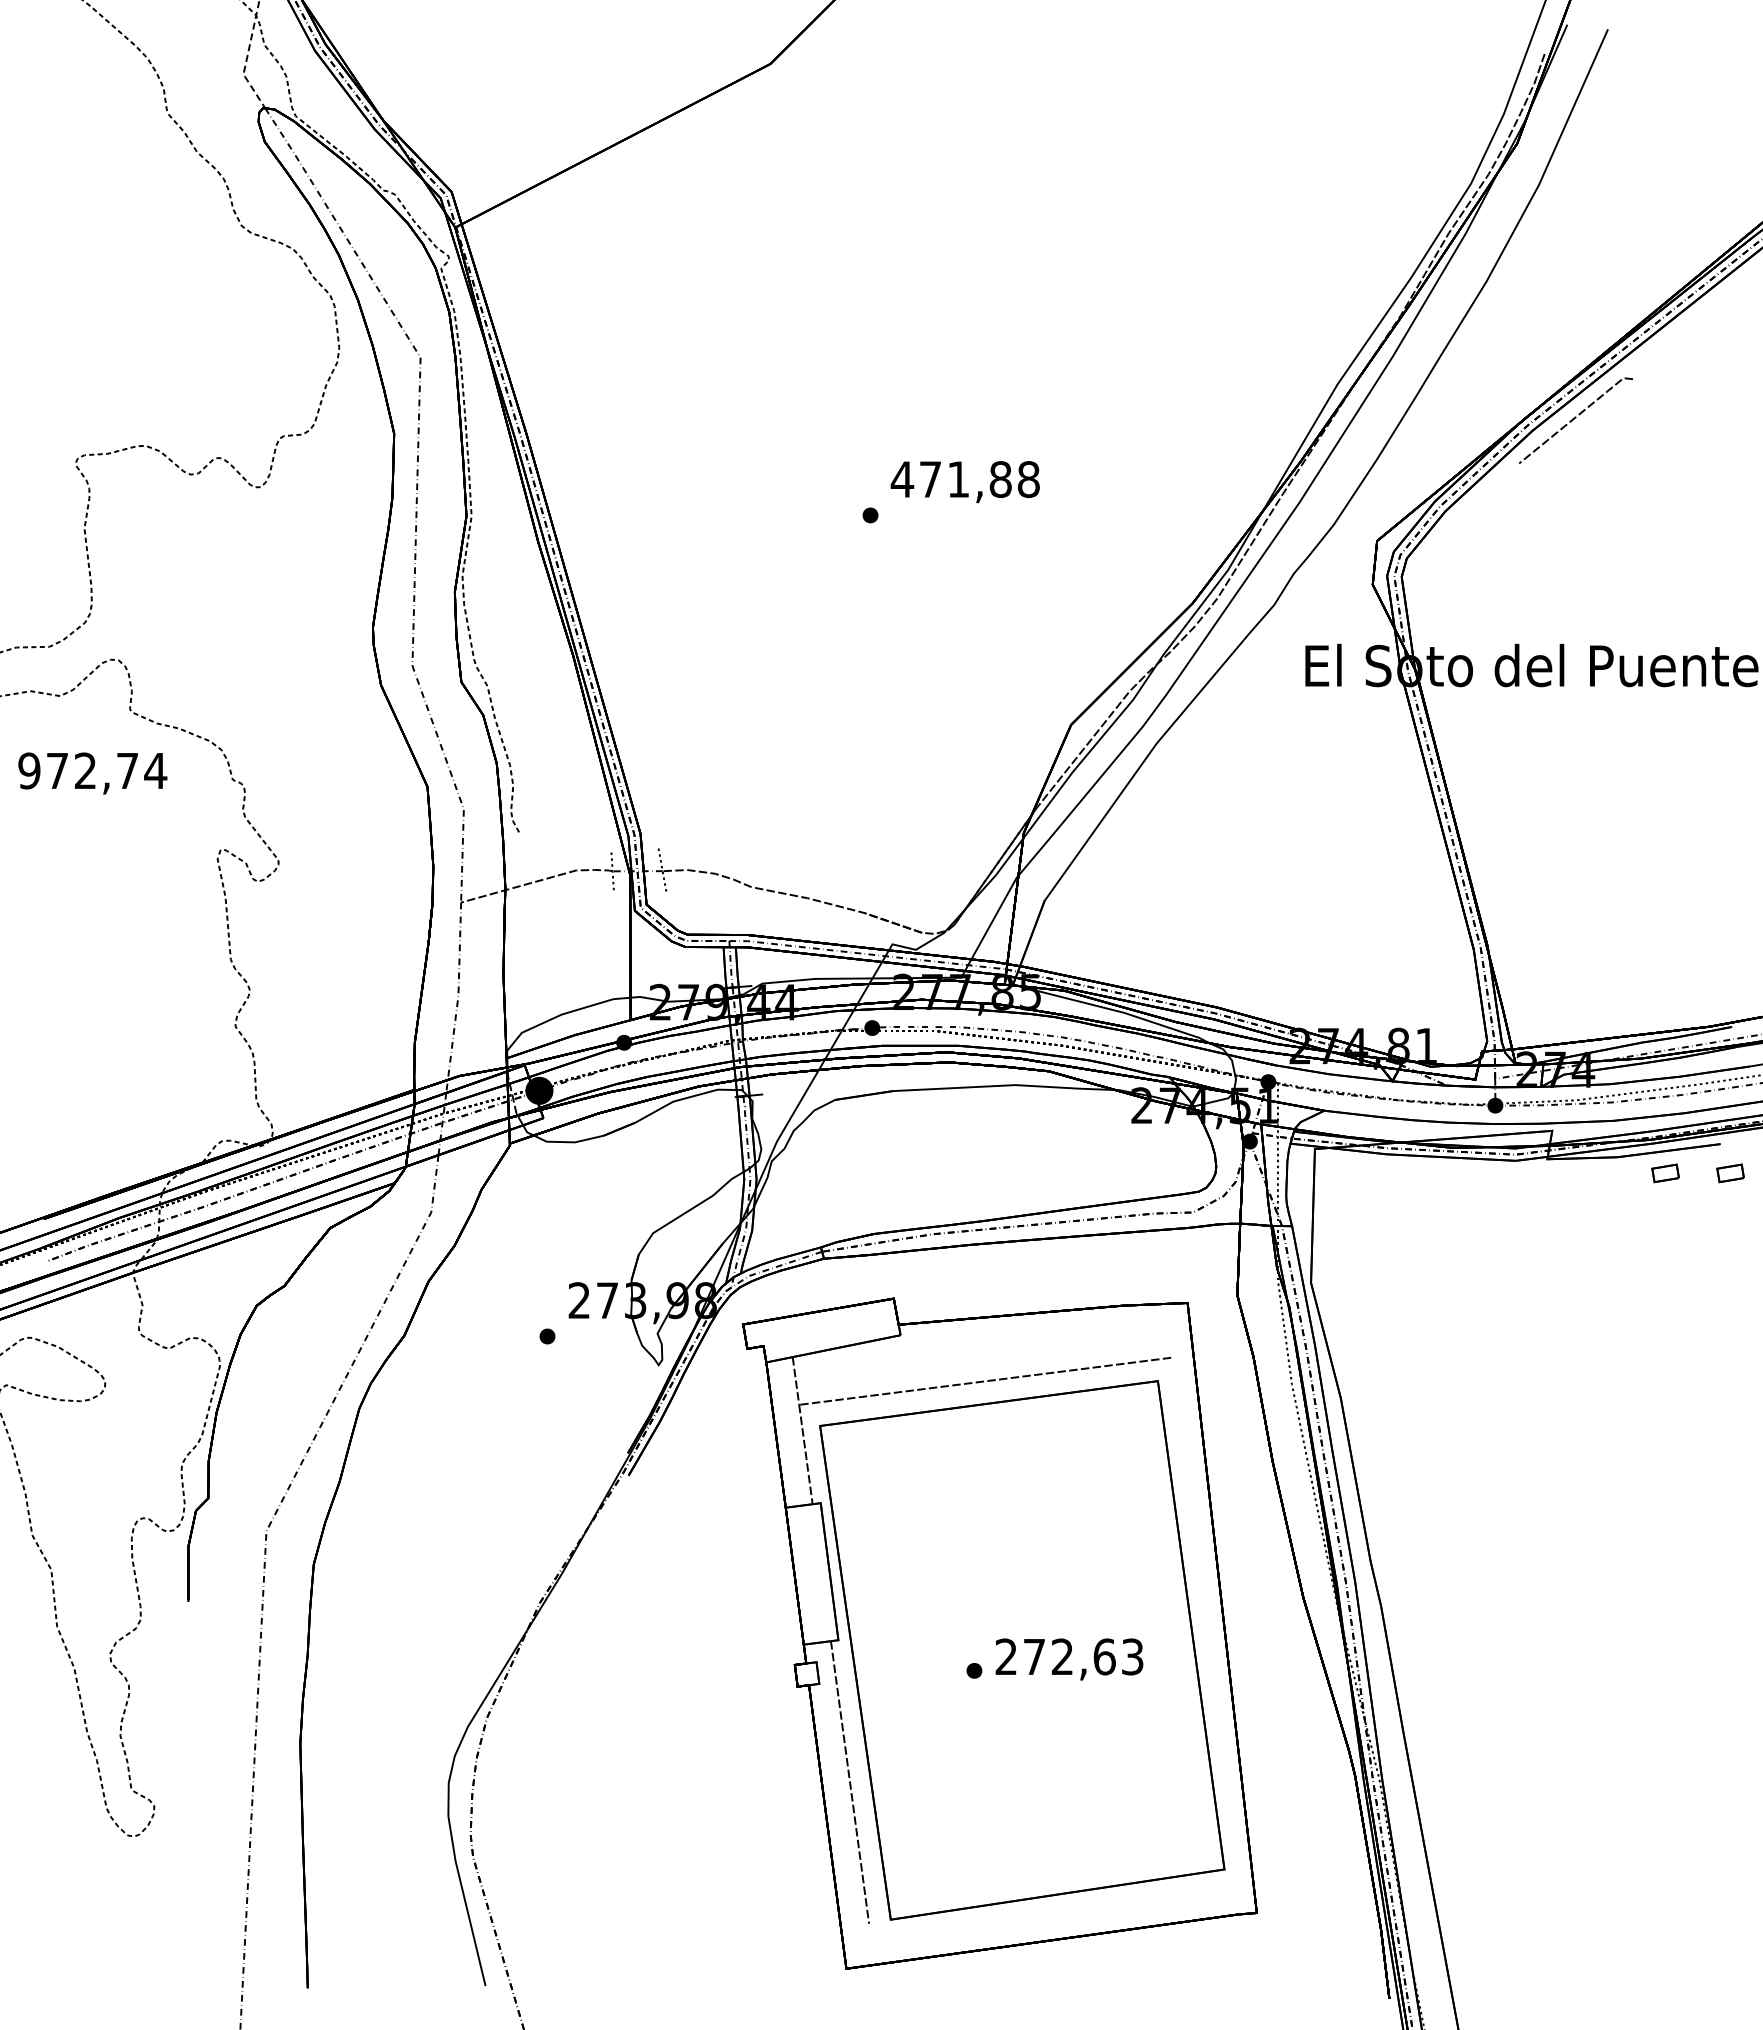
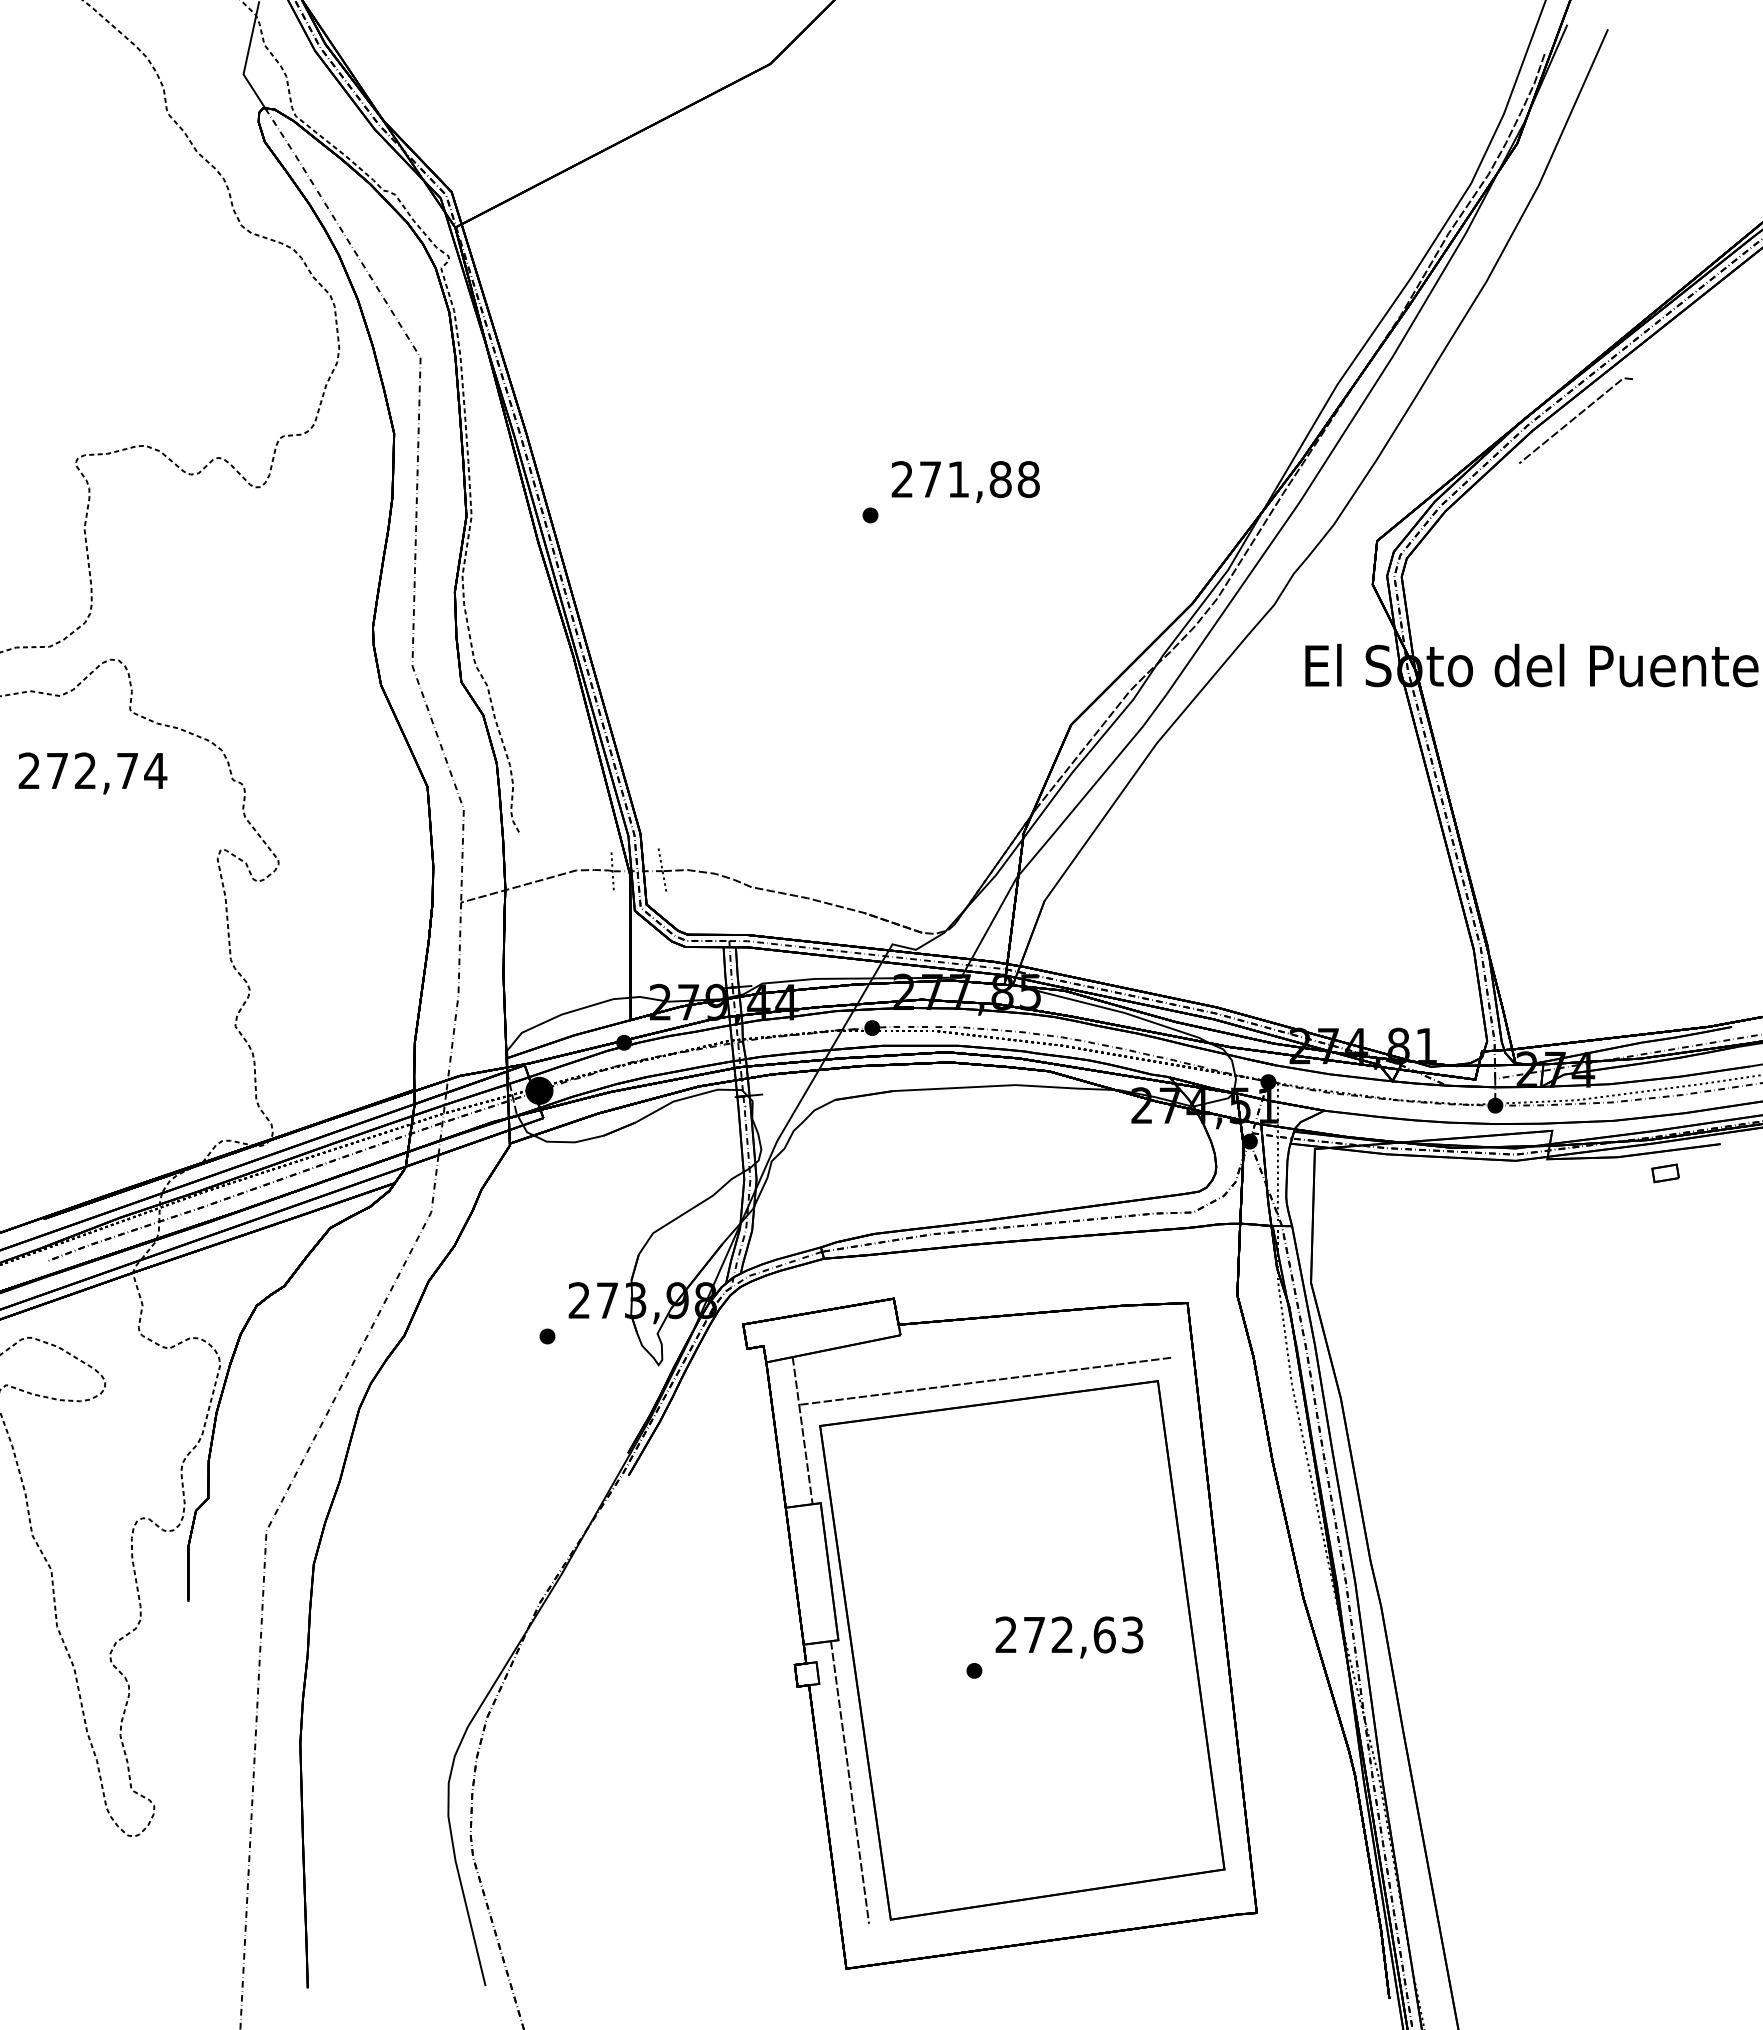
line: dashed -> solid (246, 58)
text: 471,88 -> 271,88 (902, 479)
text: 972,74 -> 272,74 (29, 770)
part: present -> none (1730, 1173)
text position: (1069, 1659) -> (1069, 1637) (1069, 1637)
